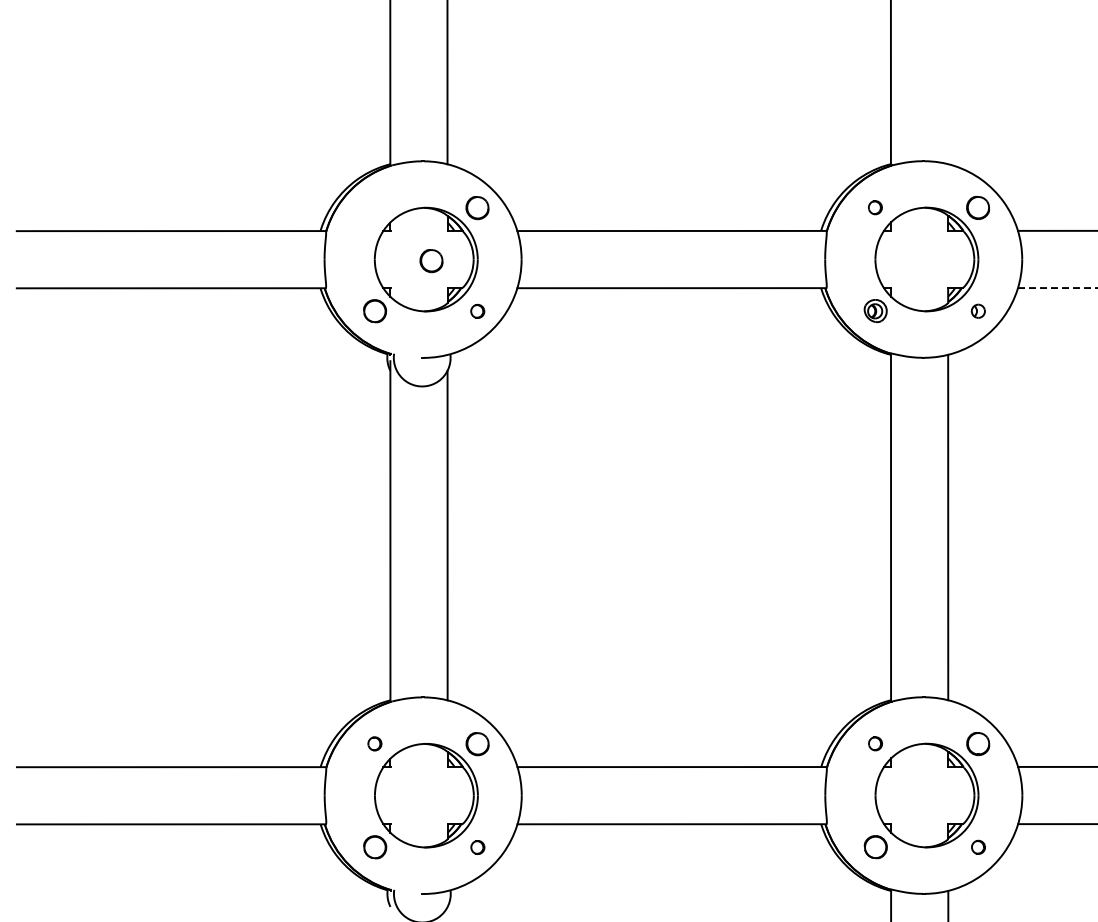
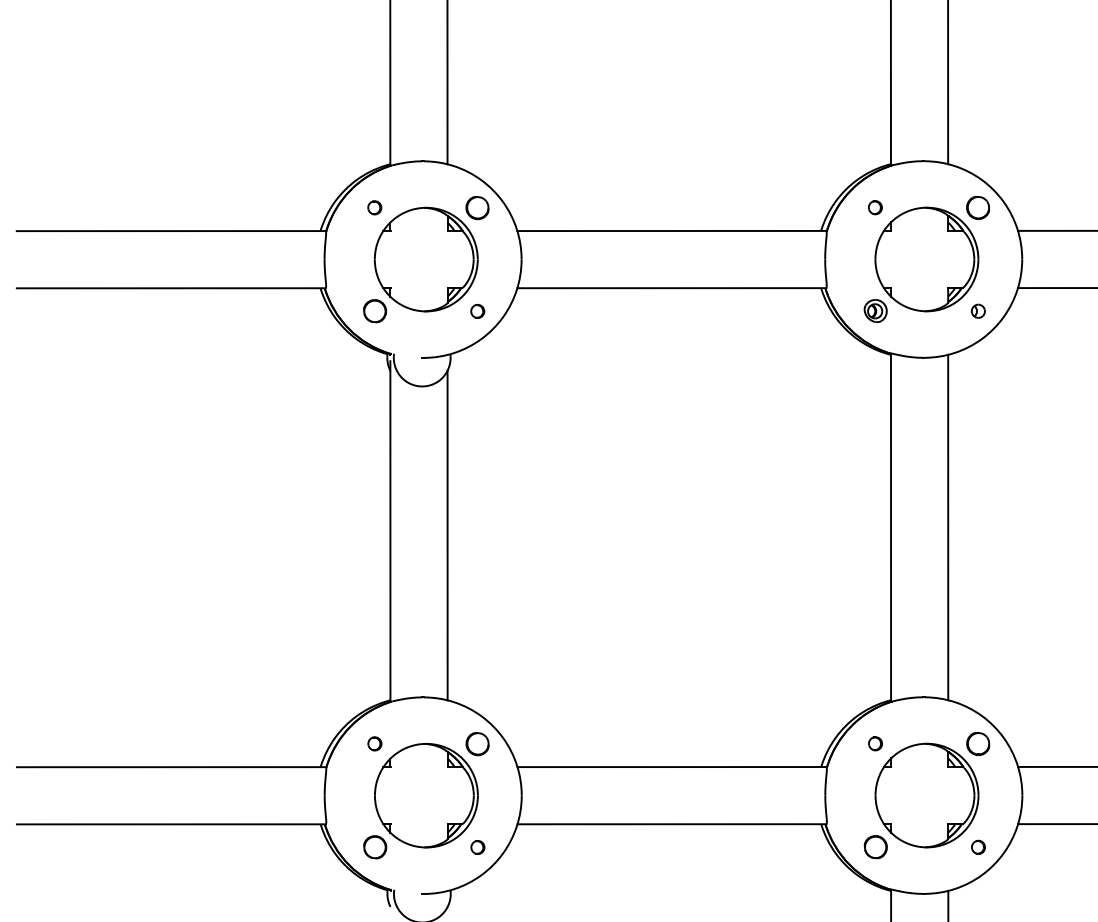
line: none -> present (948, 83)
part: none -> present (374, 207)
part: present -> none (431, 261)
line: dashed -> solid (1057, 288)
